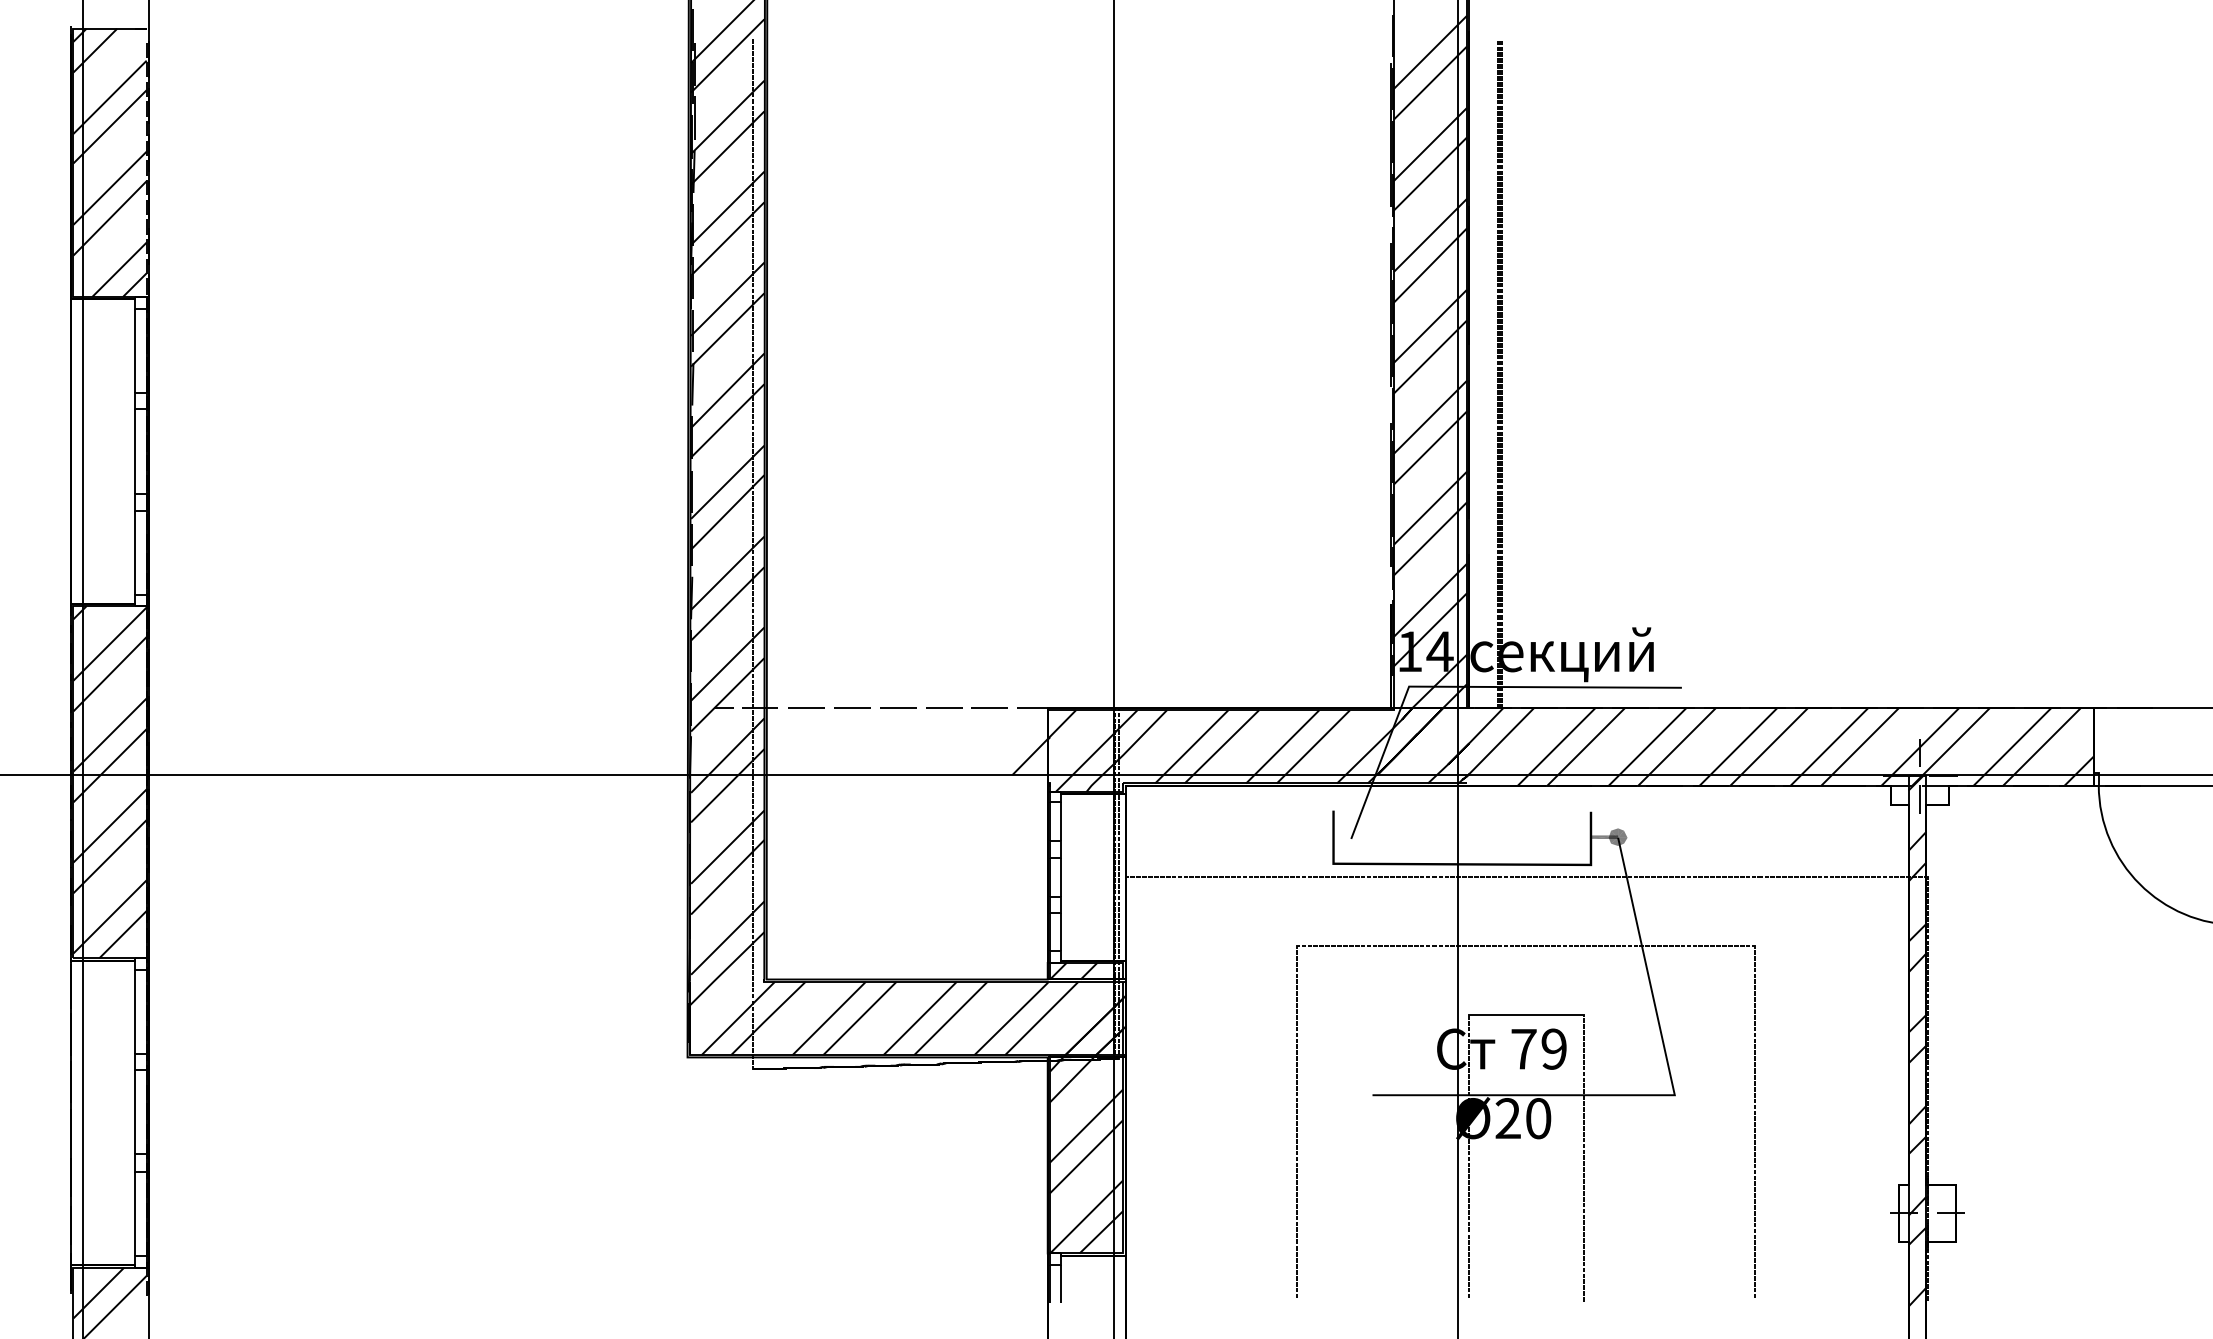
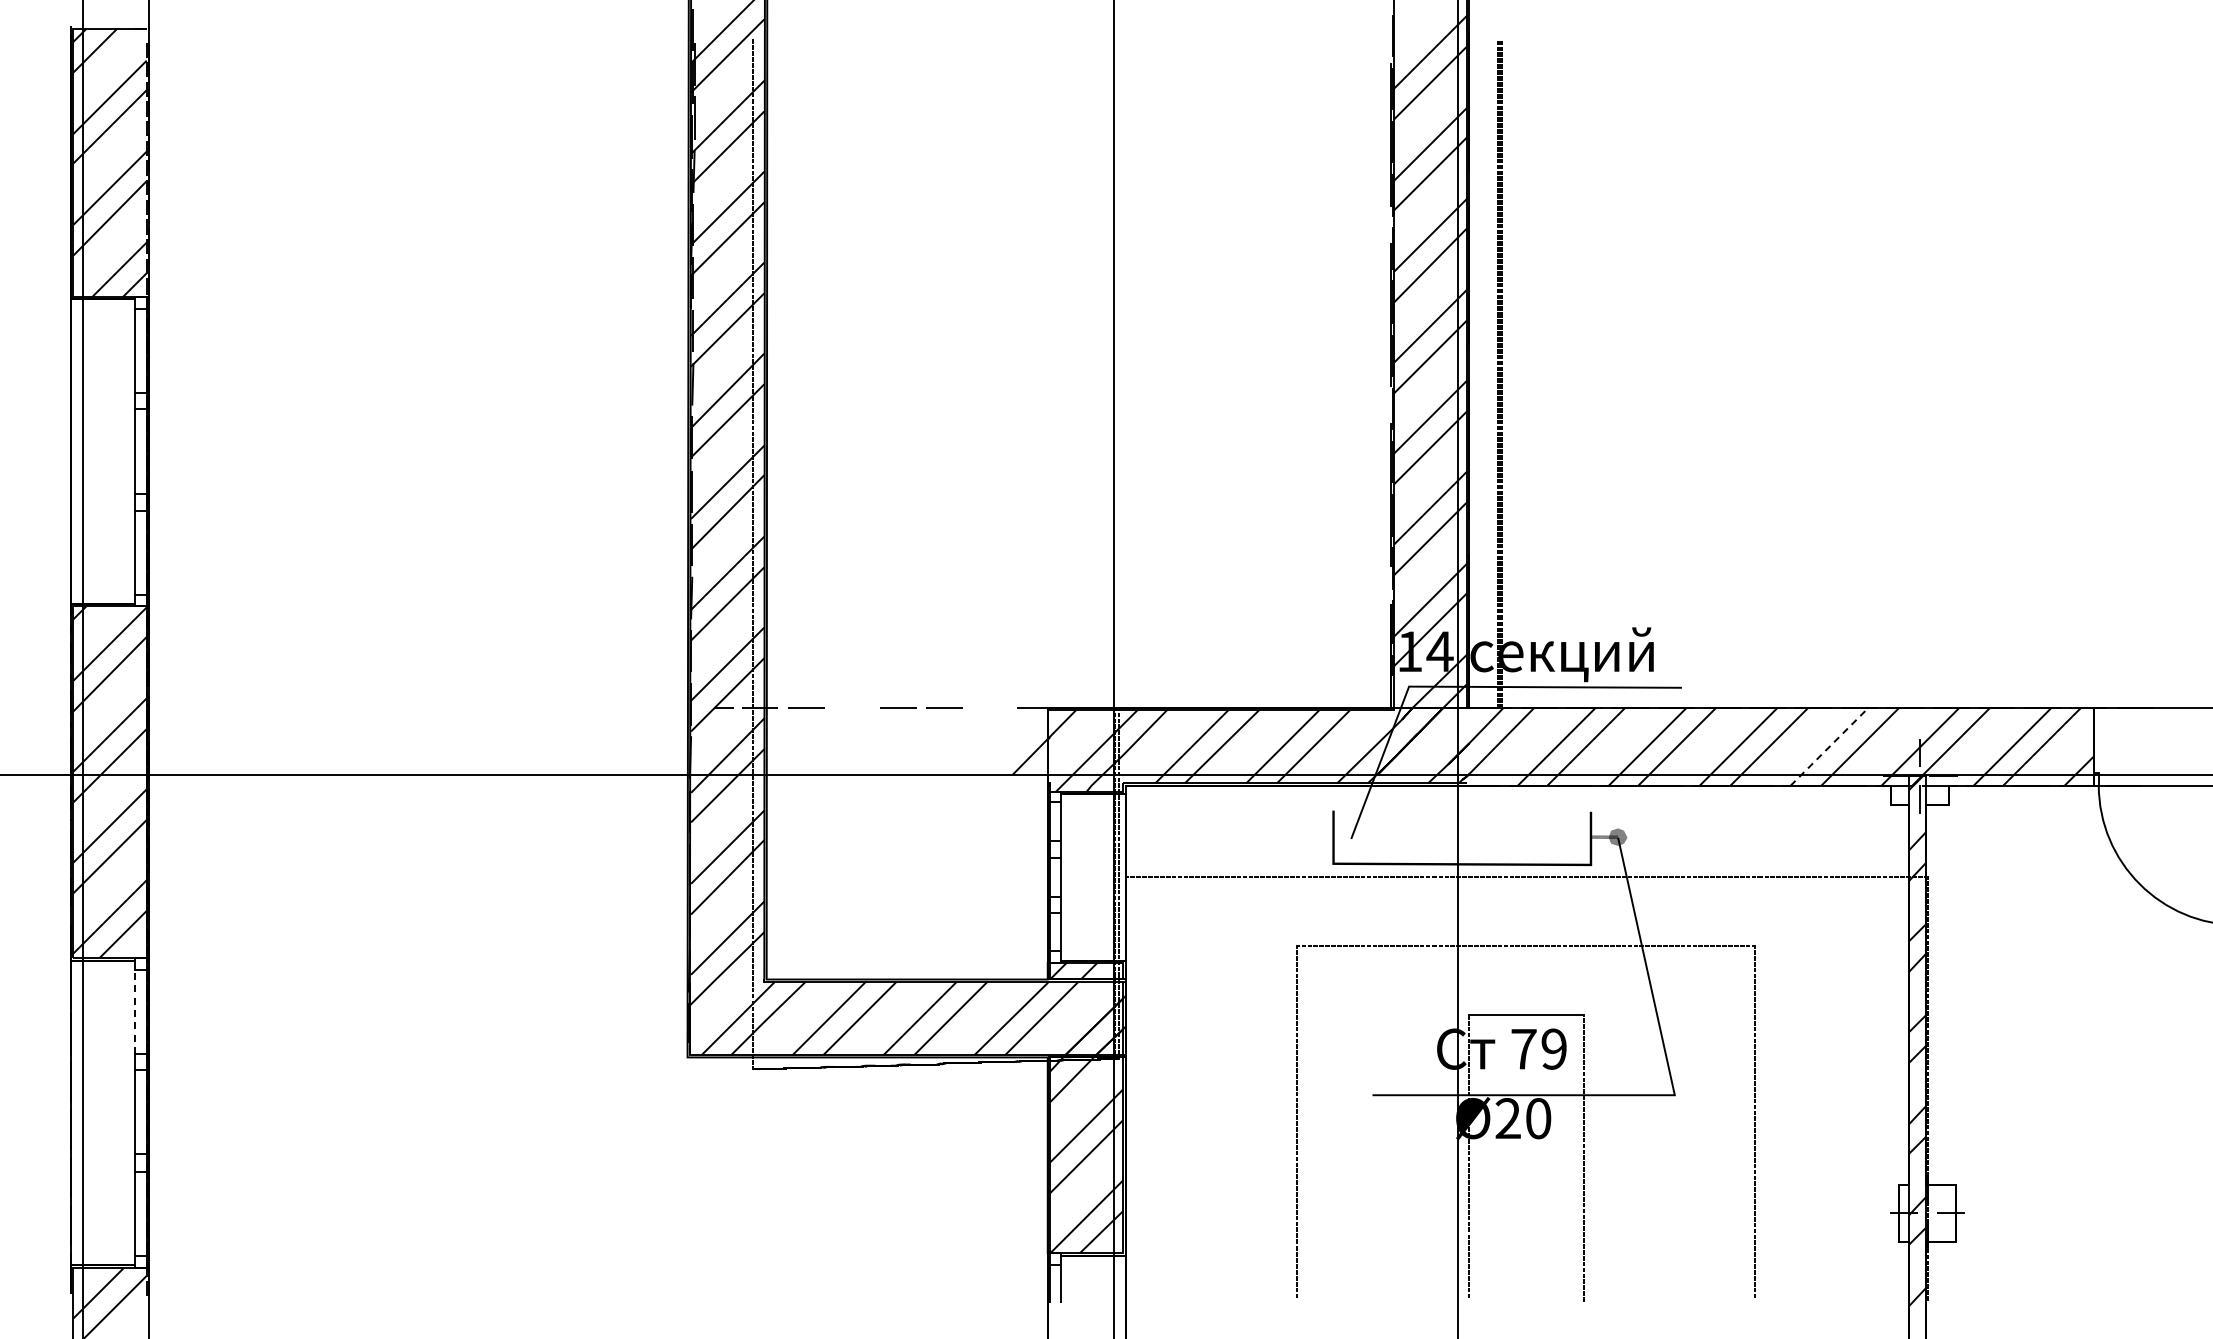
line: present -> none (852, 707)
line: present -> none (989, 707)
line: solid -> dashed (1829, 746)
line: solid -> dashed (134, 1011)
